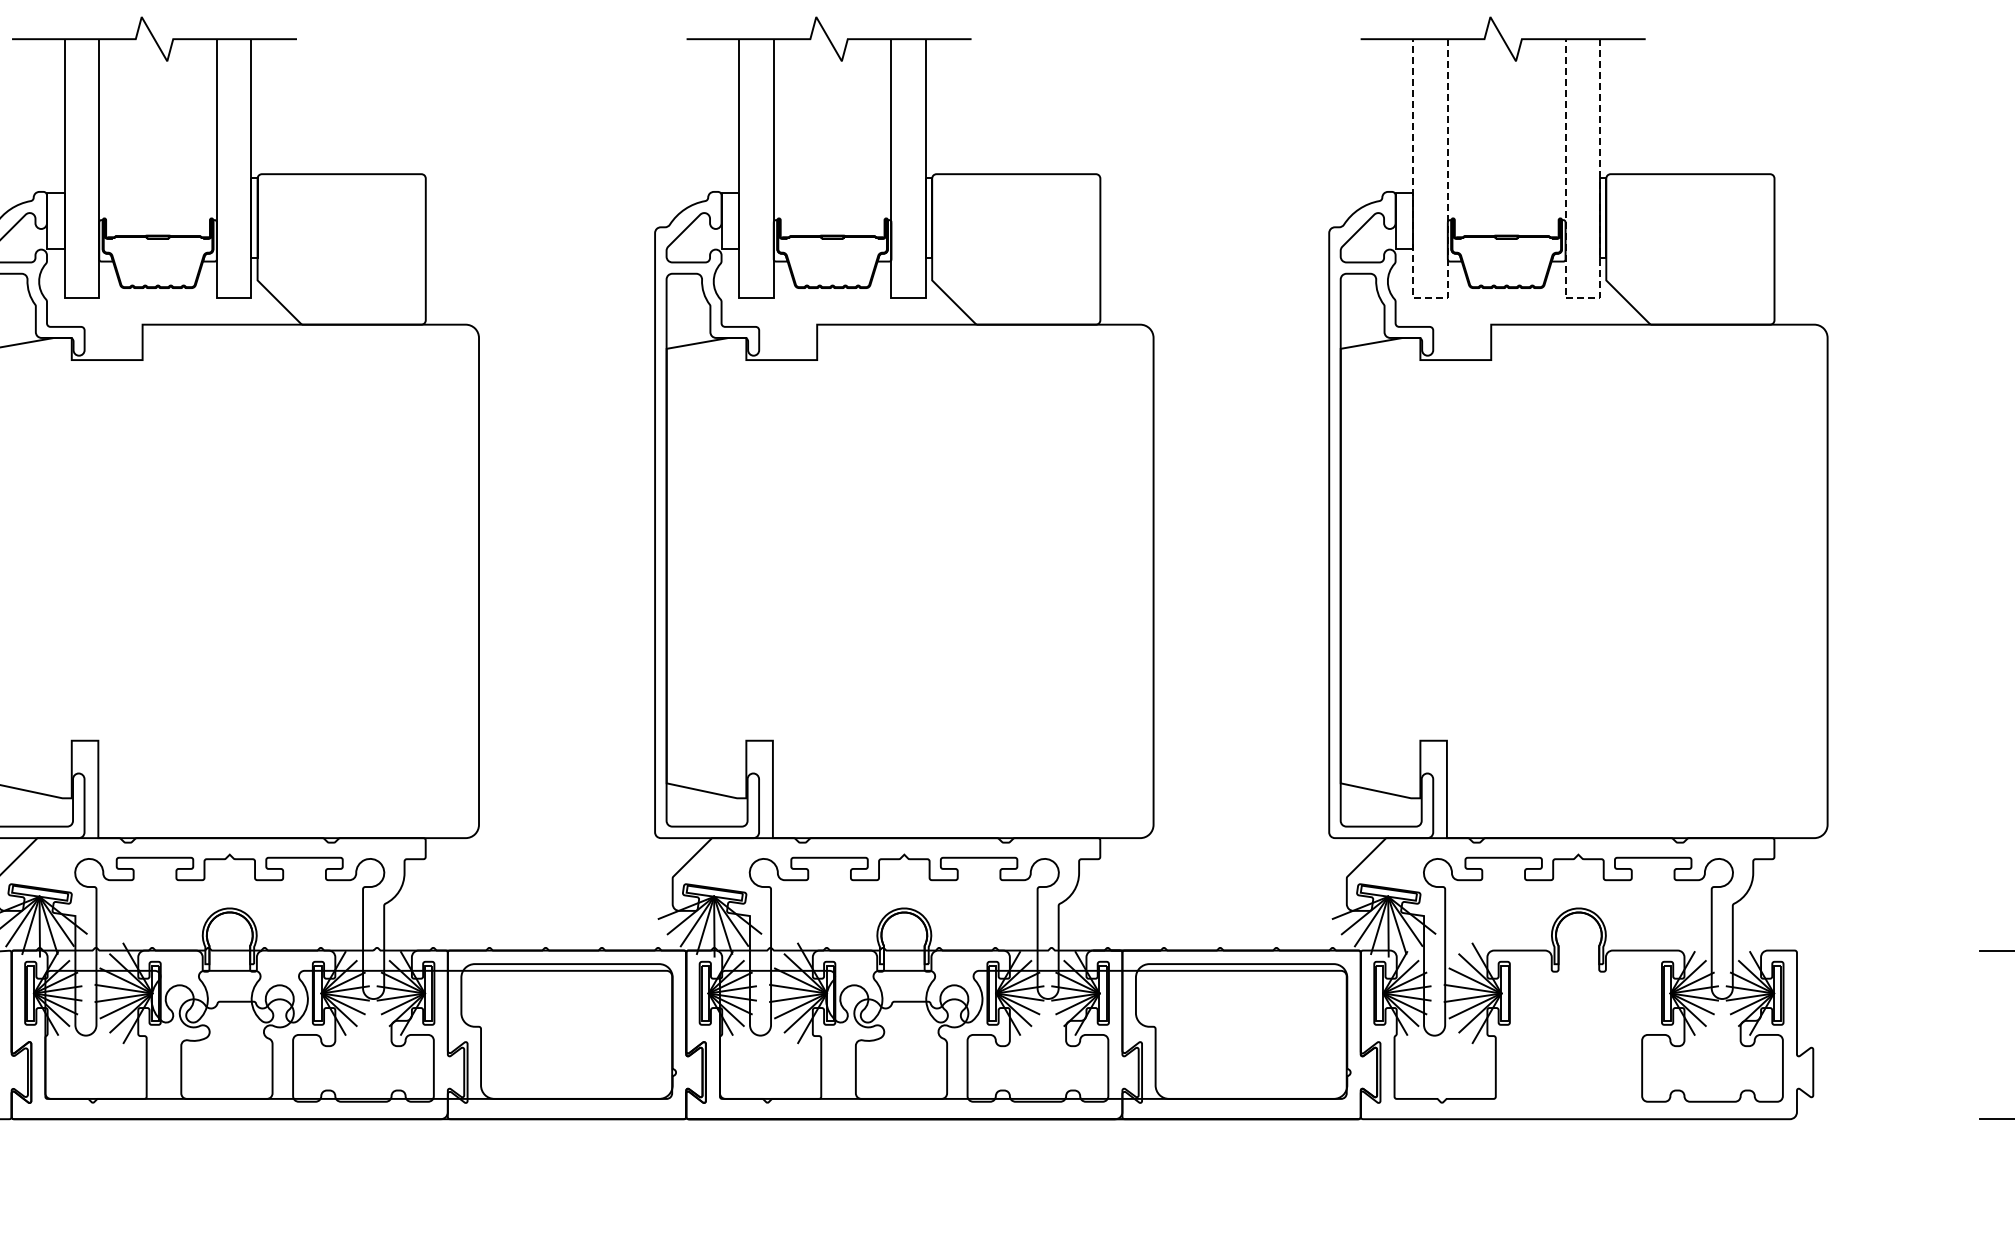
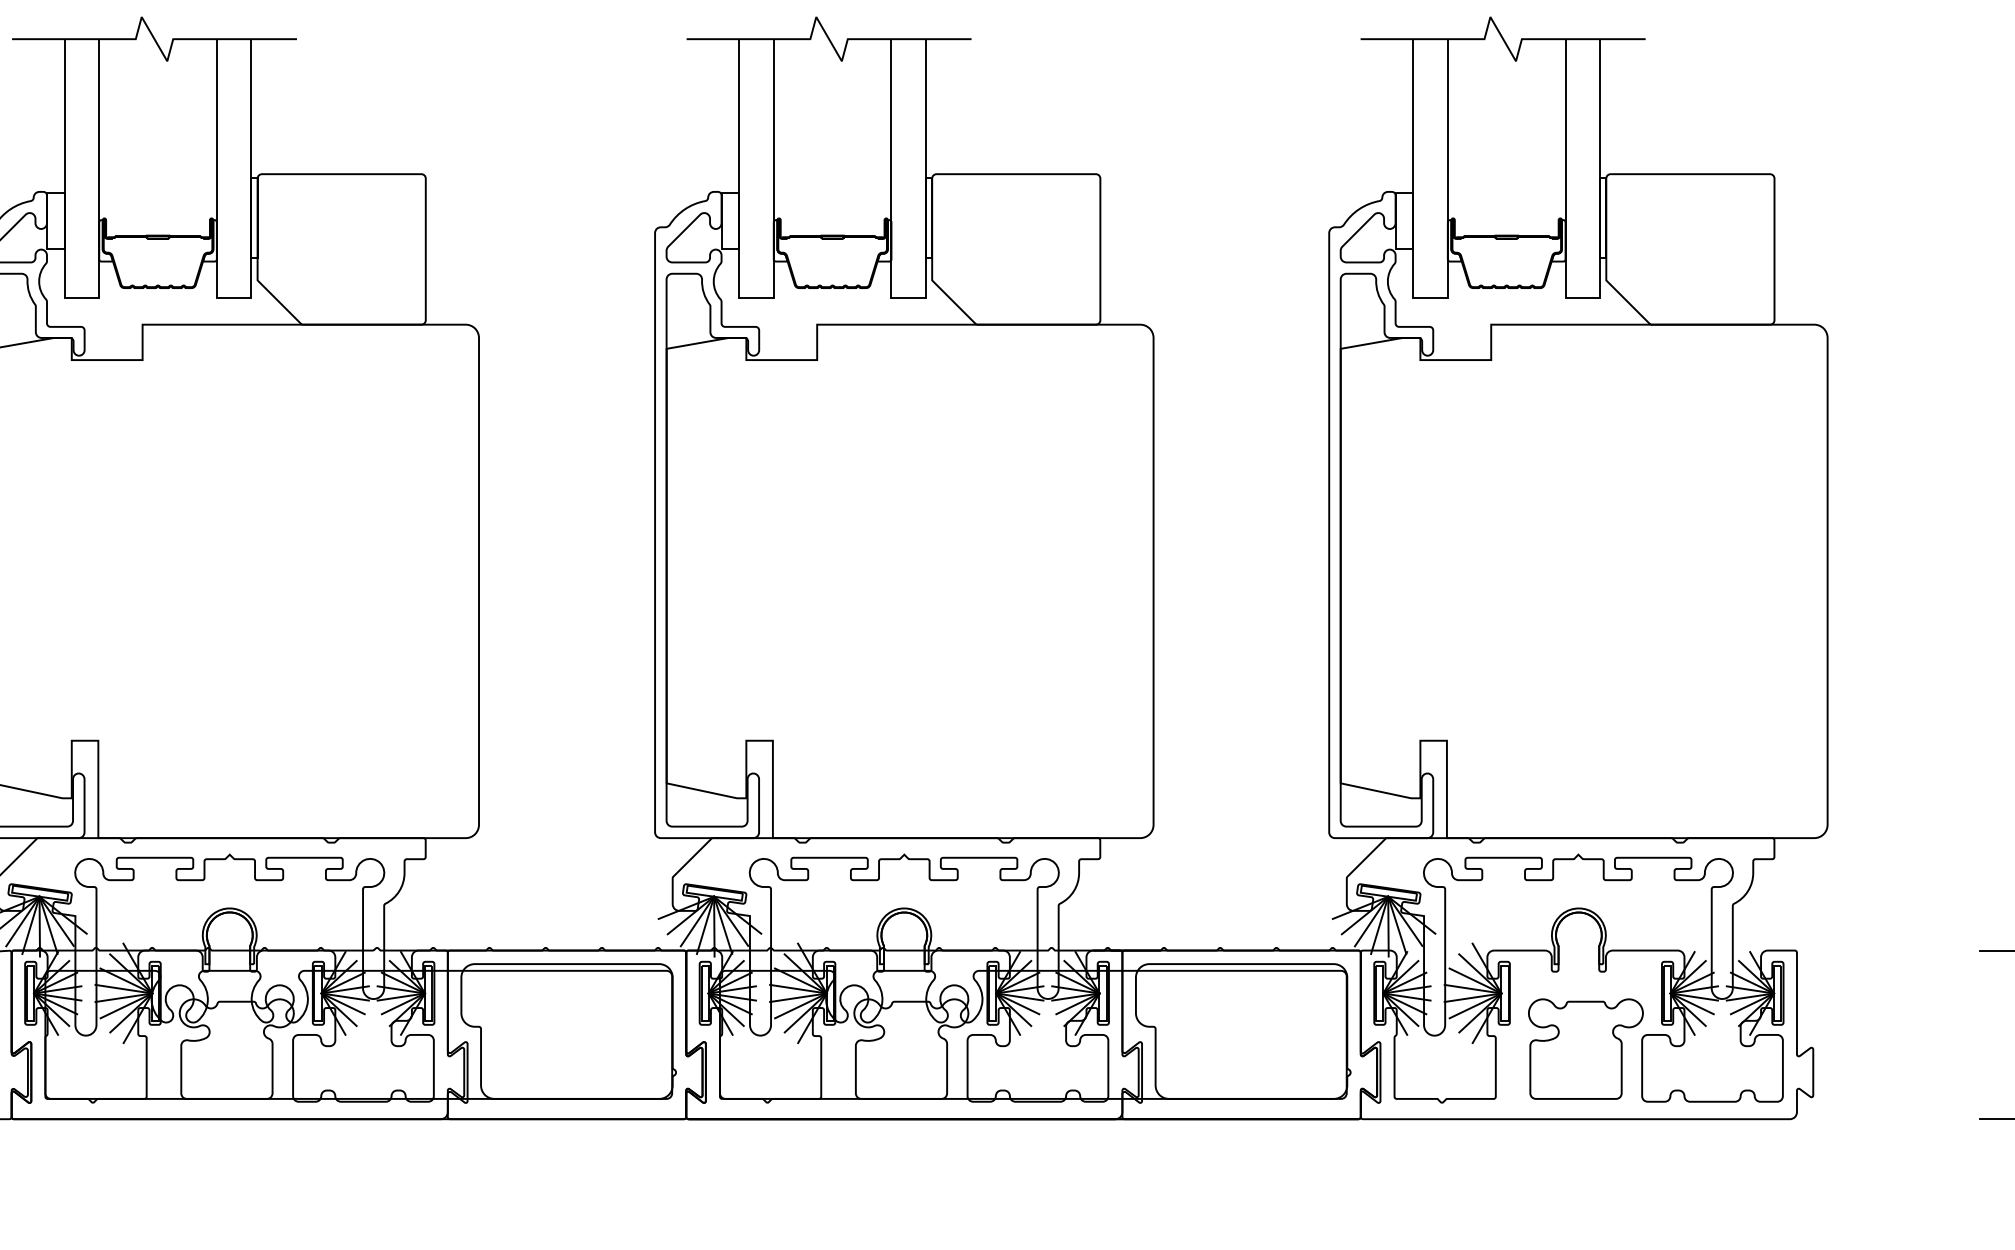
line: dashed -> solid (1430, 298)
line: dashed -> solid (1582, 298)
part: none -> present (1585, 1048)
